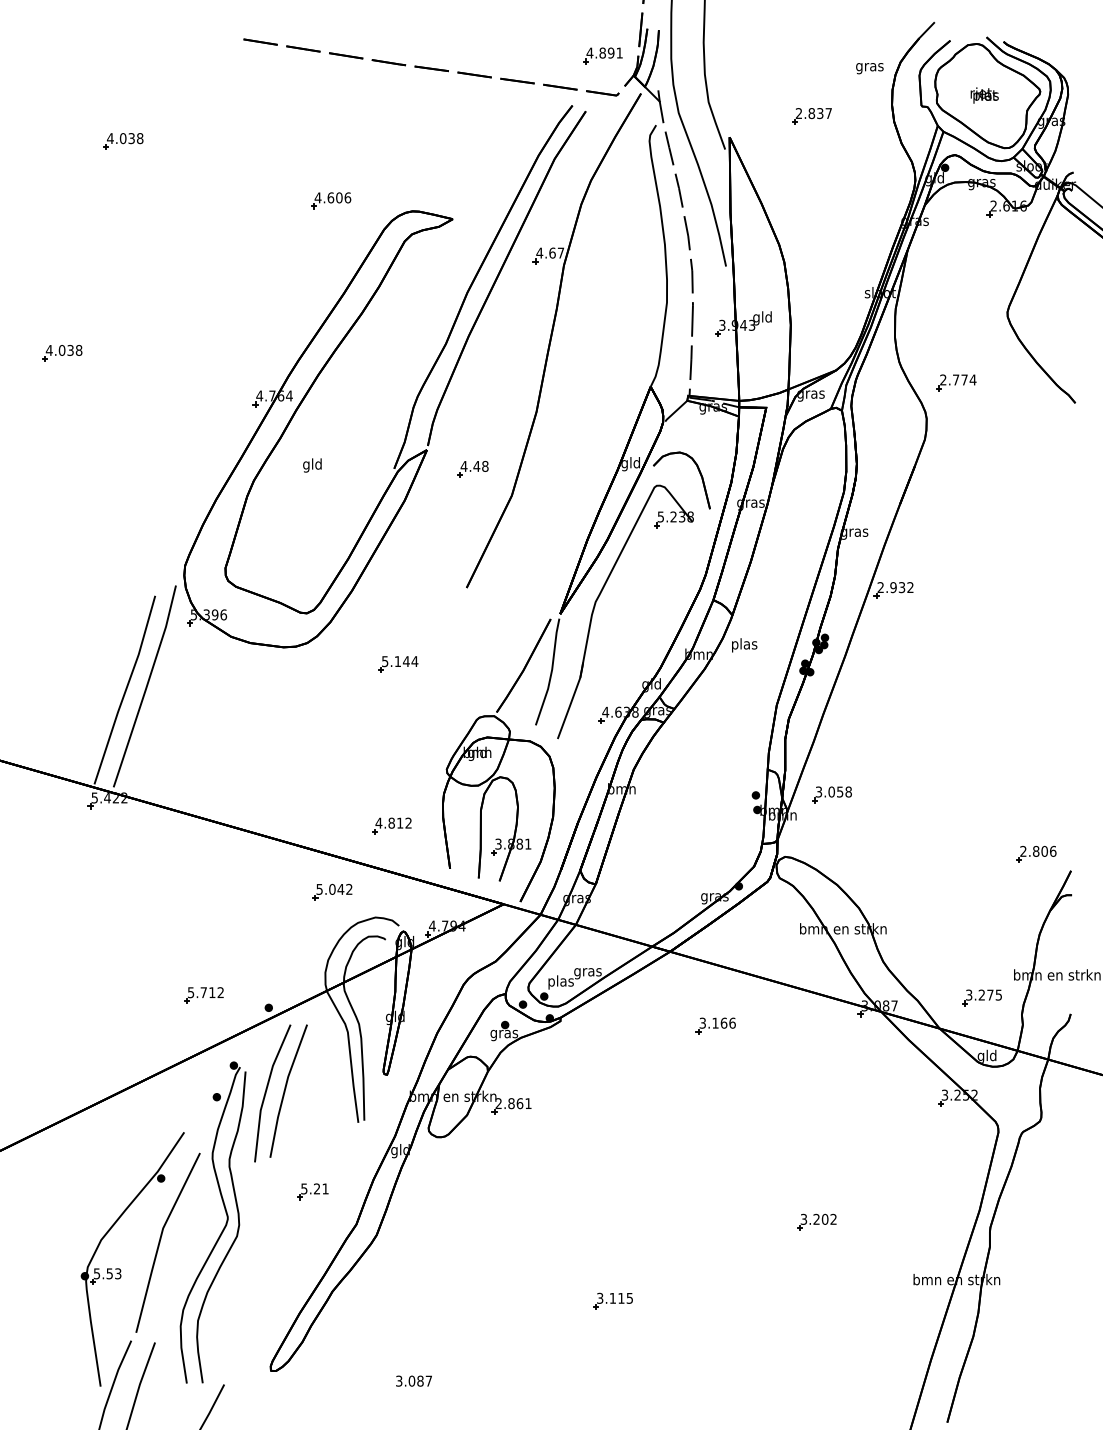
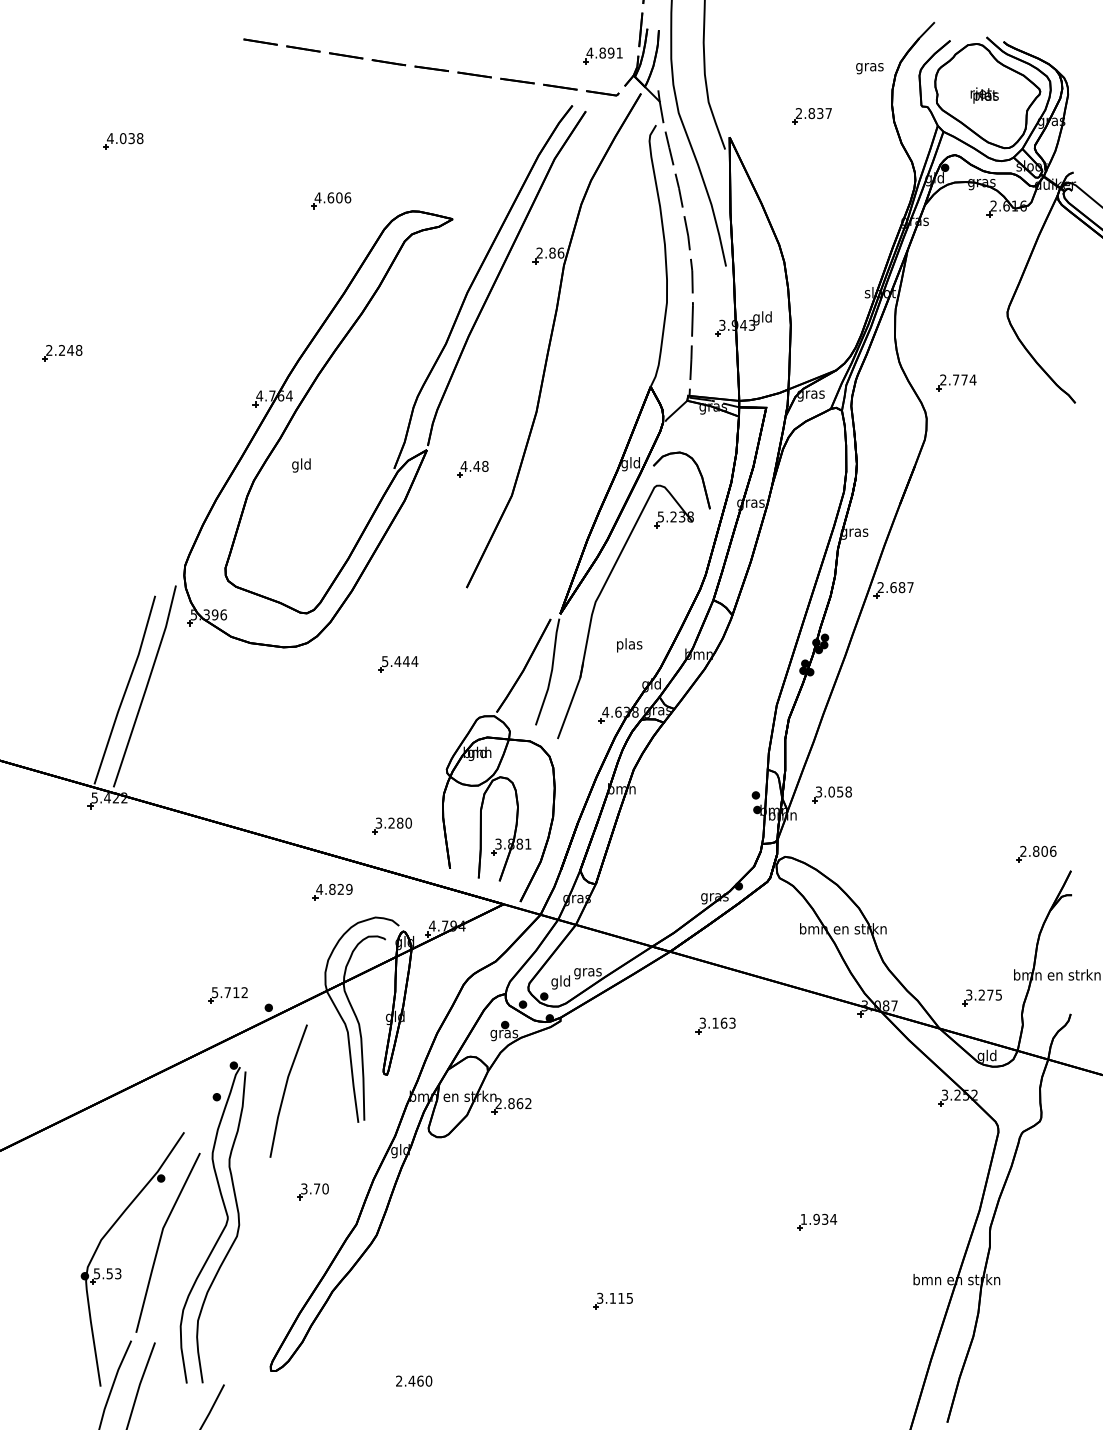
text: 4.67 -> 2.86 (550, 252)
text: 4.038 -> 2.248 (59, 349)
text position: (312, 465) -> (301, 465) (301, 465)
text: 2.932 -> 2.687 (901, 587)
text position: (744, 645) -> (629, 645) (629, 645)
text: 5.144 -> 5.444 (397, 661)
text: 4.812 -> 3.280 (393, 822)
text: 5.042 -> 4.829 (334, 888)
text: plas -> gld (560, 982)
part position: (203, 995) -> (227, 995) (227, 995)
text: 3.166 -> 3.163 (732, 1022)
line: present -> none (267, 1090)
text: 2.861 -> 2.862 (528, 1103)
text: 5.21 -> 3.70 (314, 1188)
text: 3.202 -> 1.934 (818, 1218)
text: 3.087 -> 2.460 (414, 1380)
